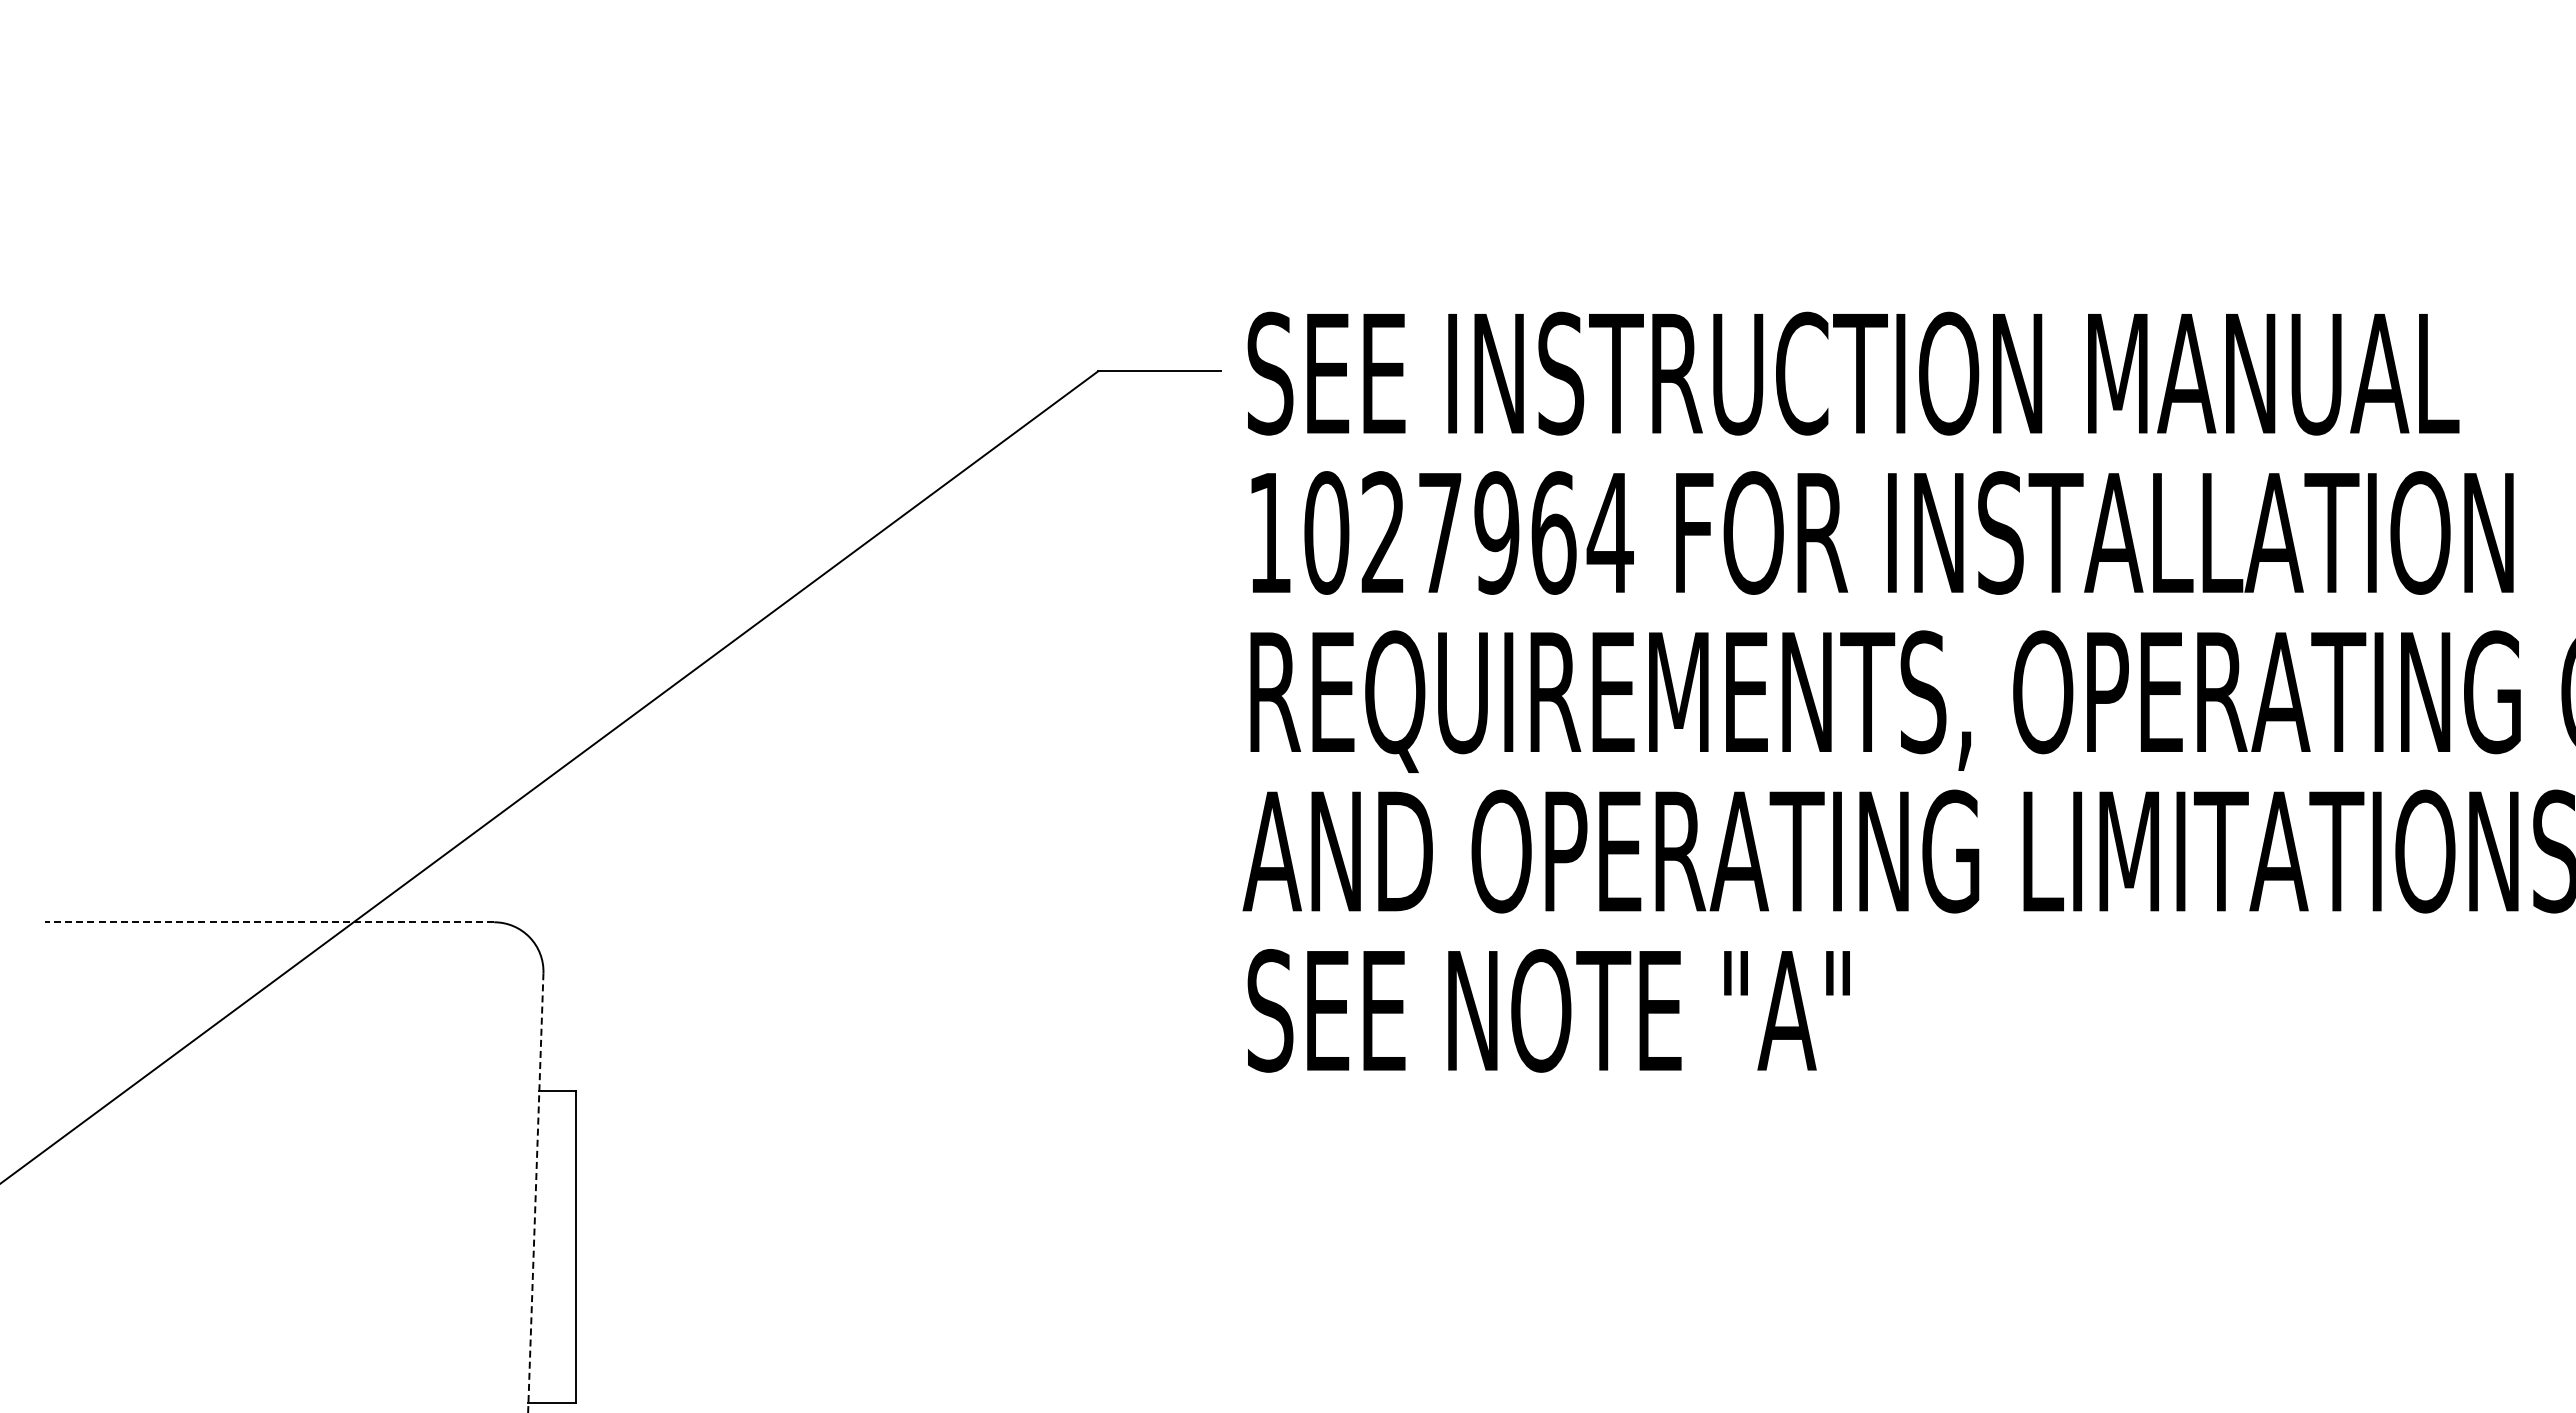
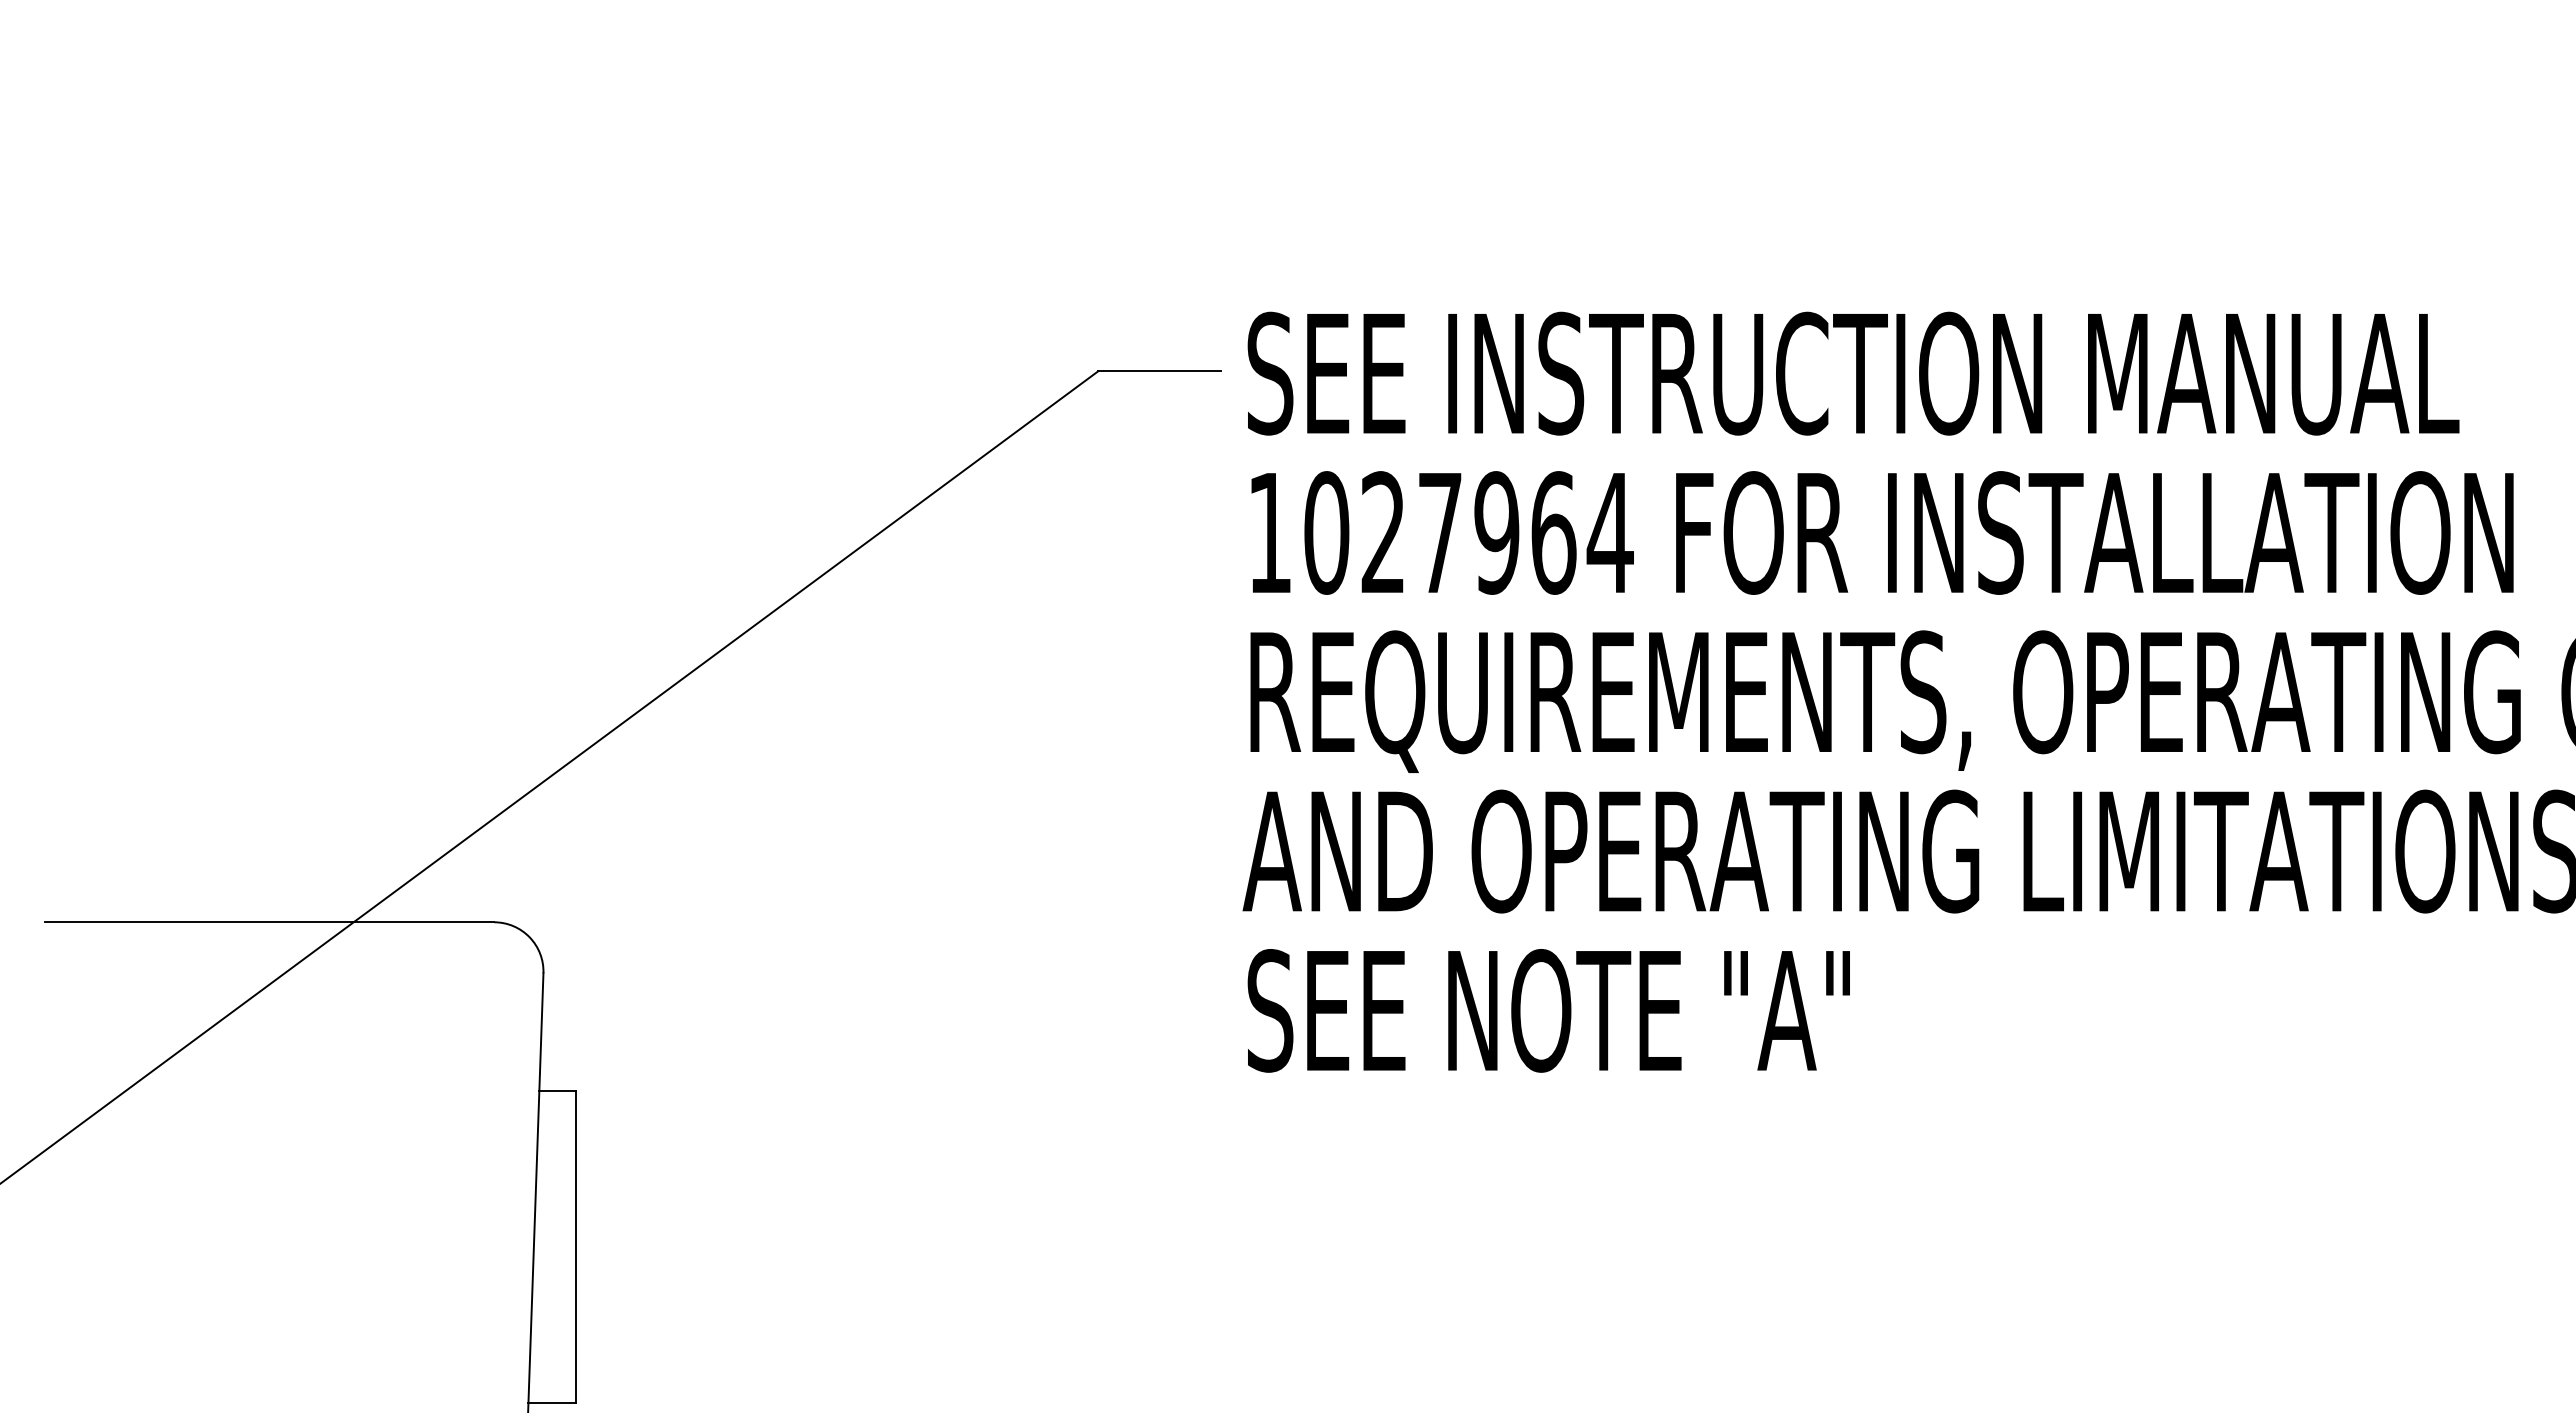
line: dashed -> solid (269, 922)
line: dashed -> solid (535, 1193)
